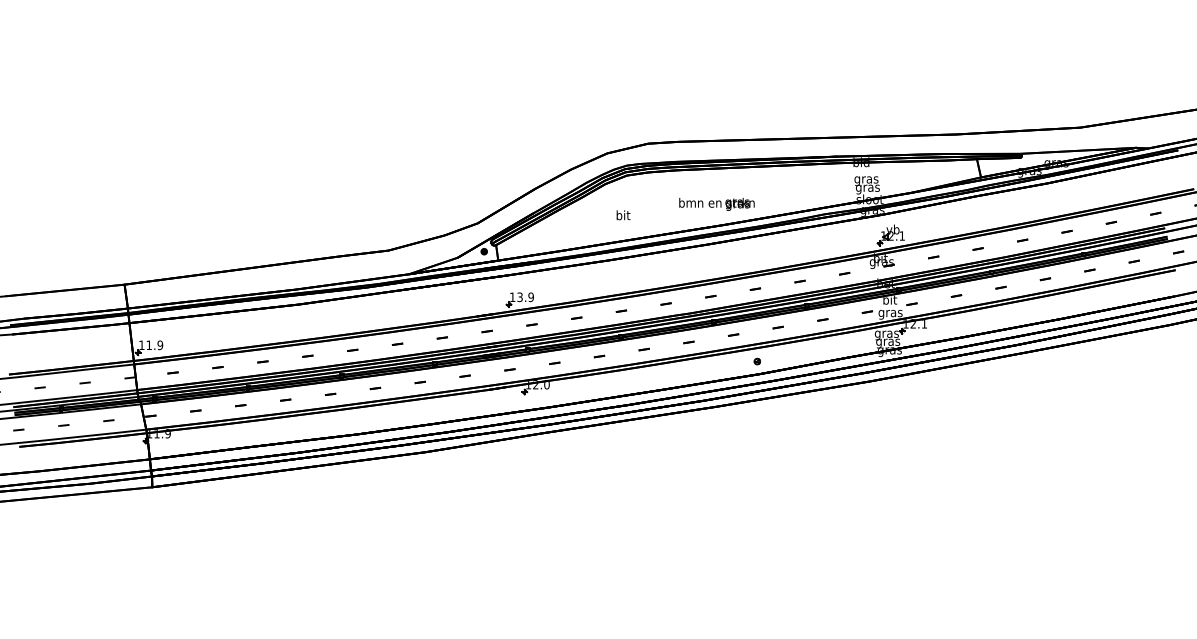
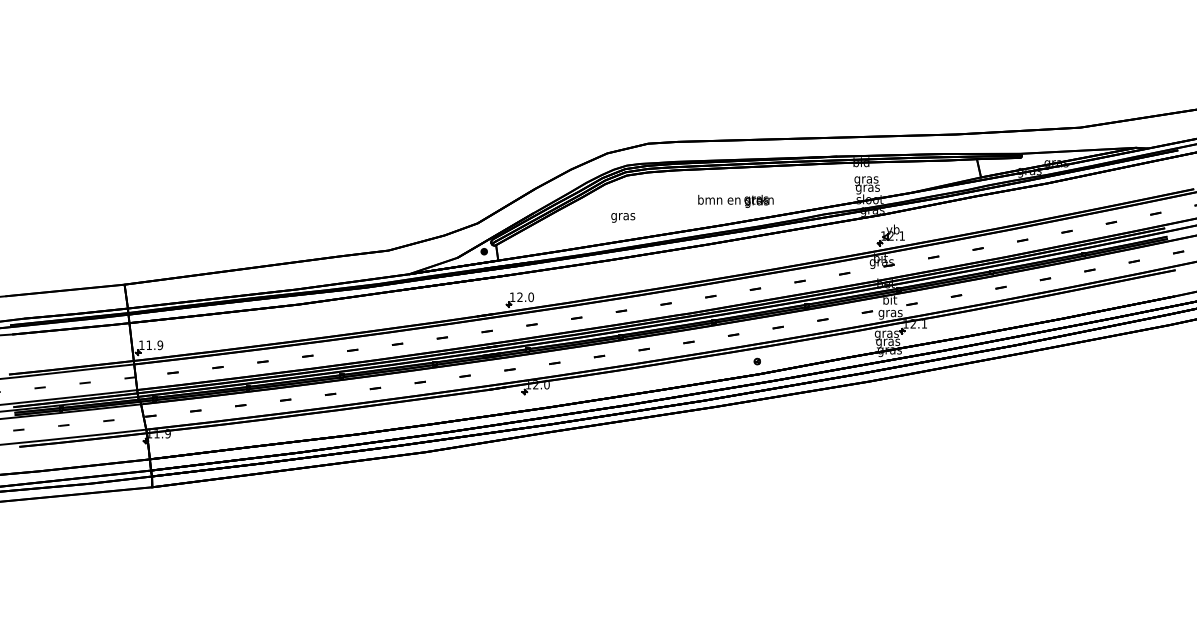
text position: (716, 204) -> (735, 201) (735, 201)
text: bit -> gras (623, 216)
text: 13.9 -> 12.0 (525, 297)
